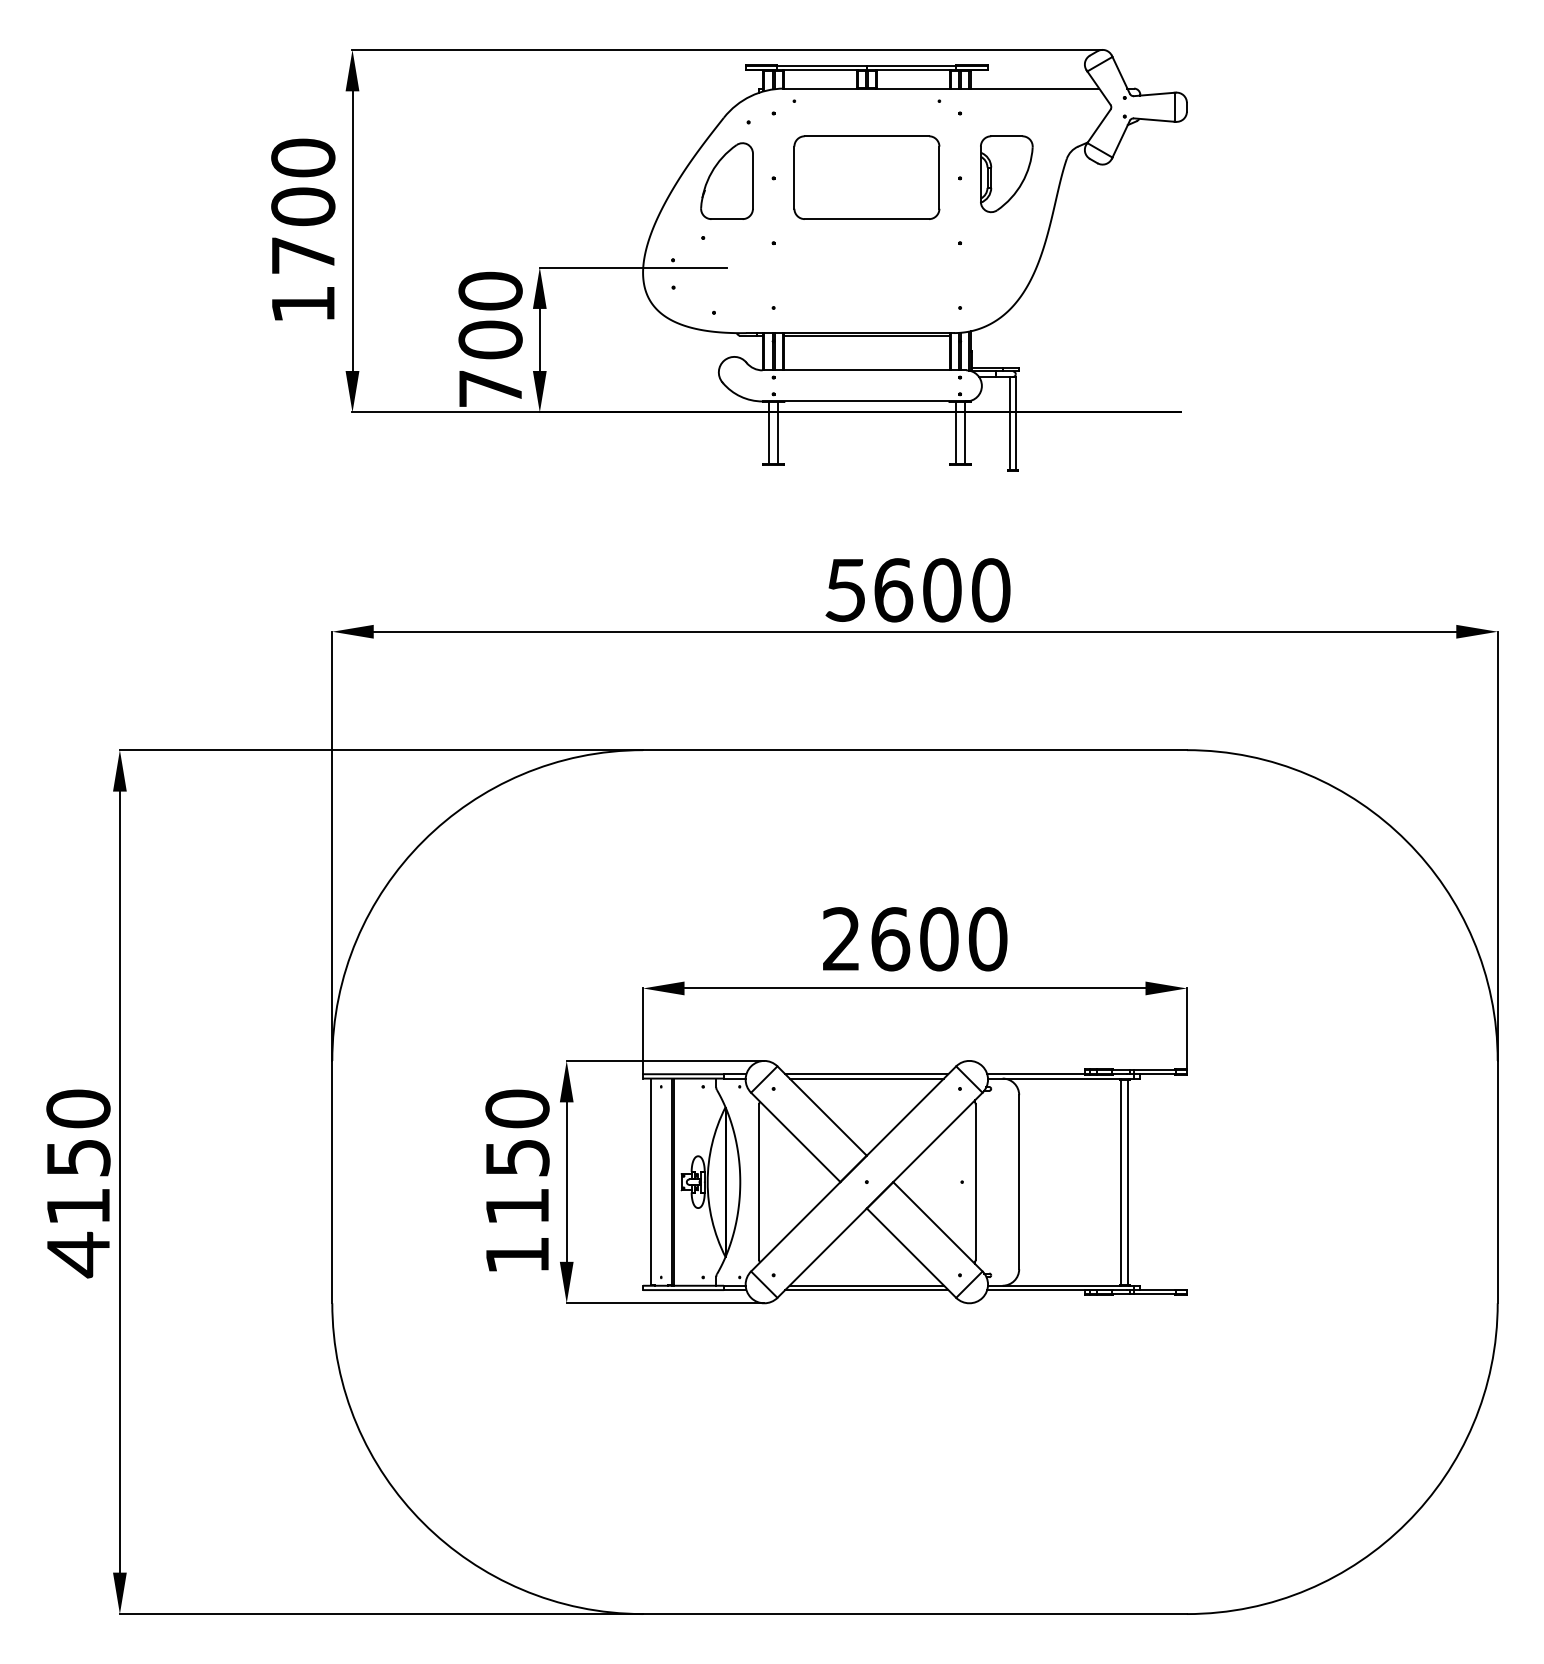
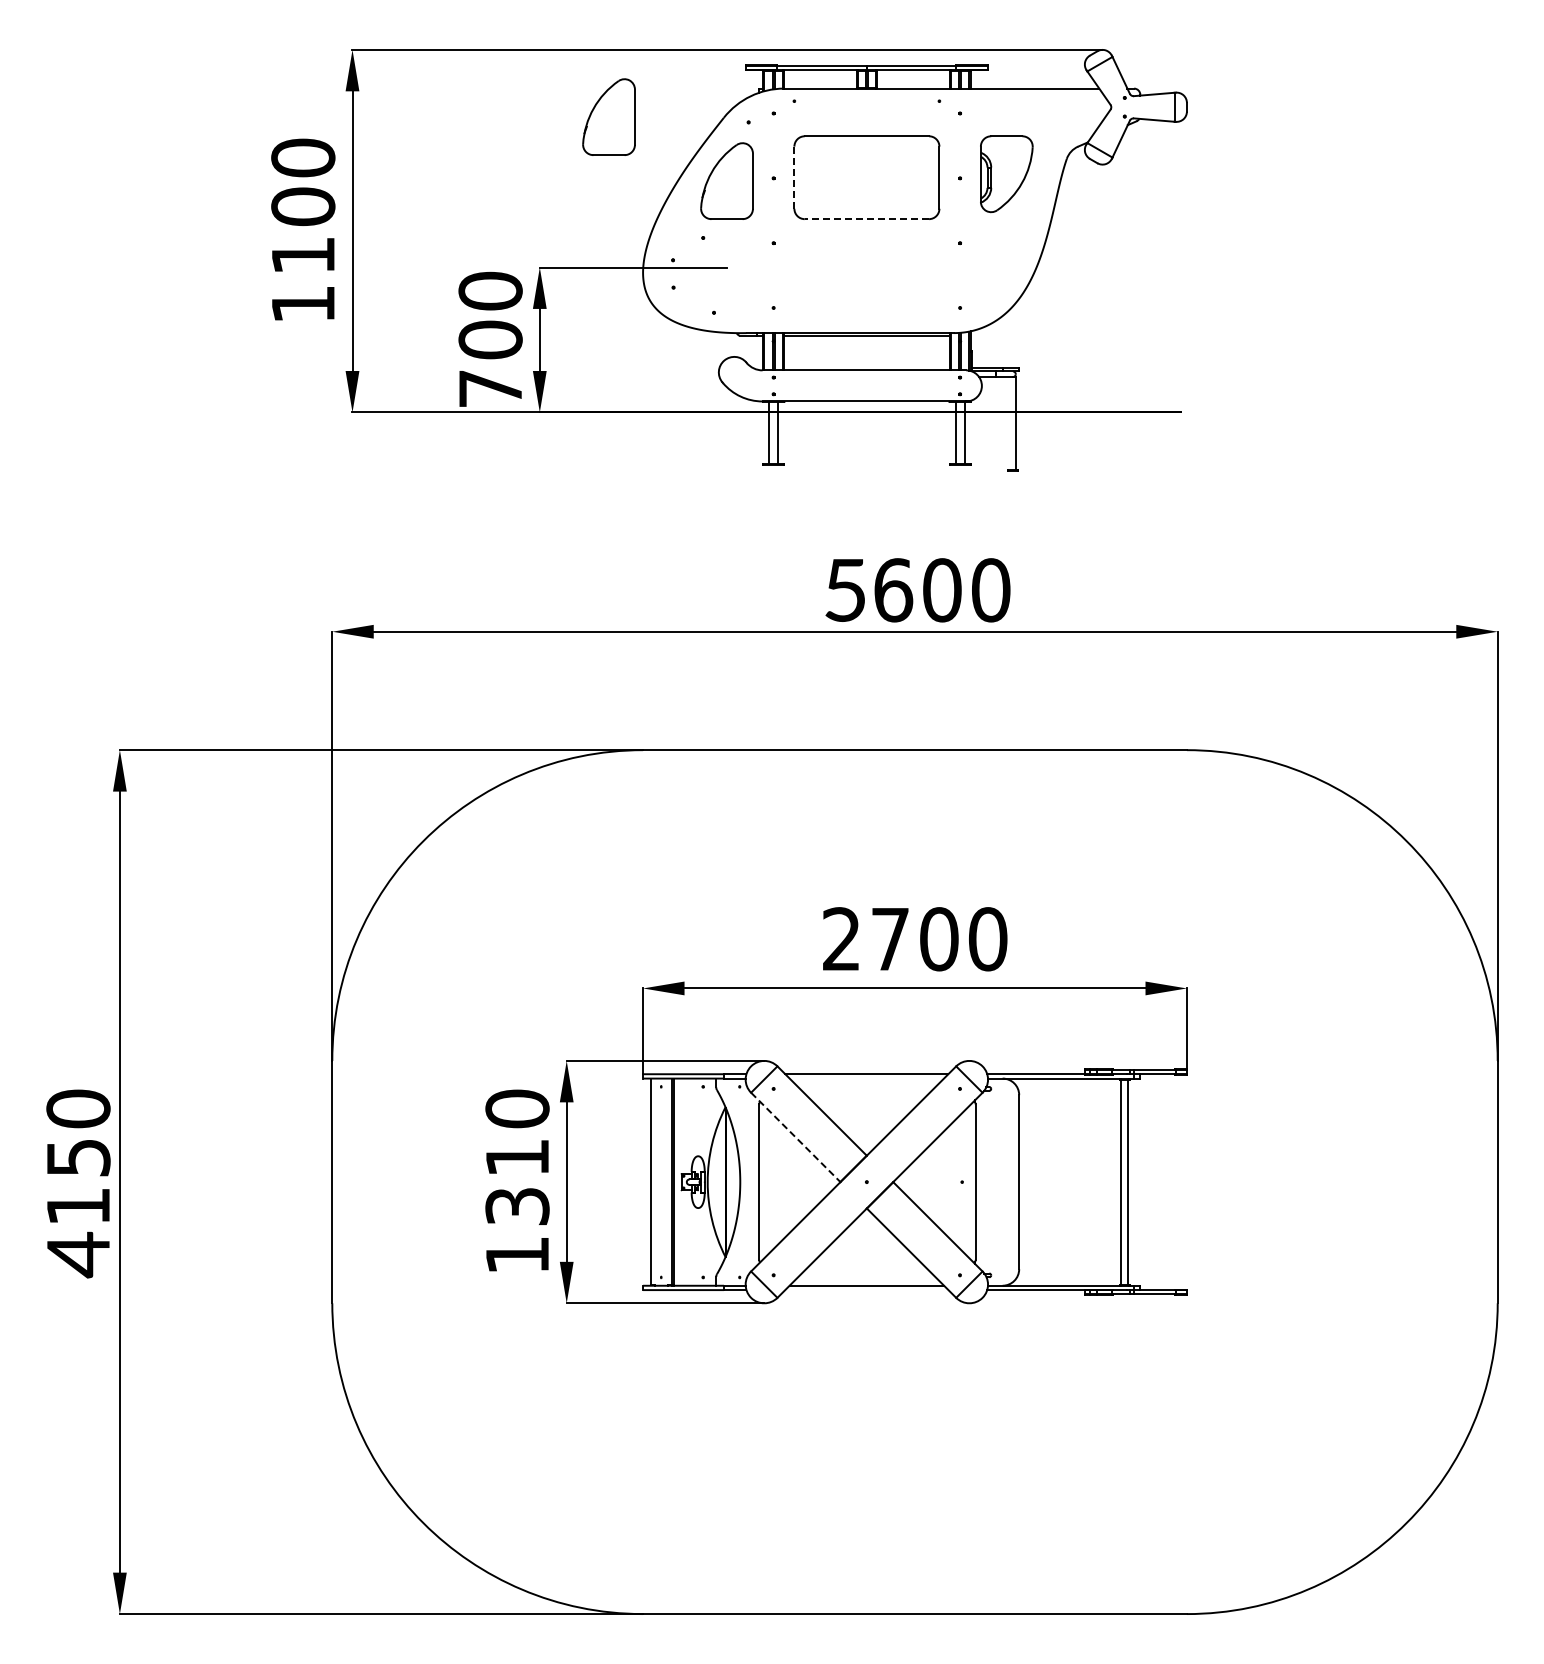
part: none -> present (608, 116)
line: solid -> dashed (794, 177)
line: solid -> dashed (866, 219)
text: 1700 -> 1100 (303, 255)
line: present -> none (1010, 423)
text: 2600 -> 2700 (890, 939)
line: present -> none (866, 1078)
line: solid -> dashed (796, 1137)
text: 1150 -> 1310 (517, 1182)
line: present -> none (866, 1290)
